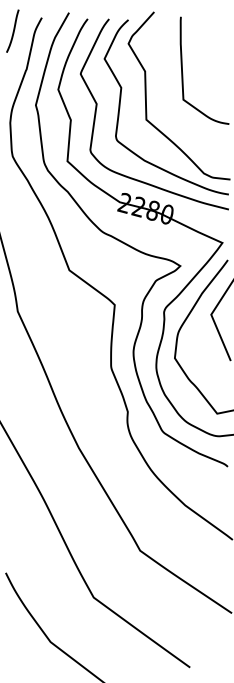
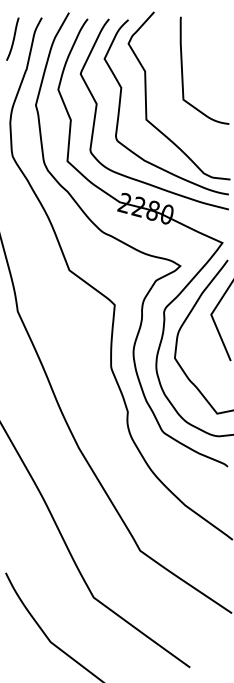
curve position: (13, 30) -> (13, 38) (13, 38)
